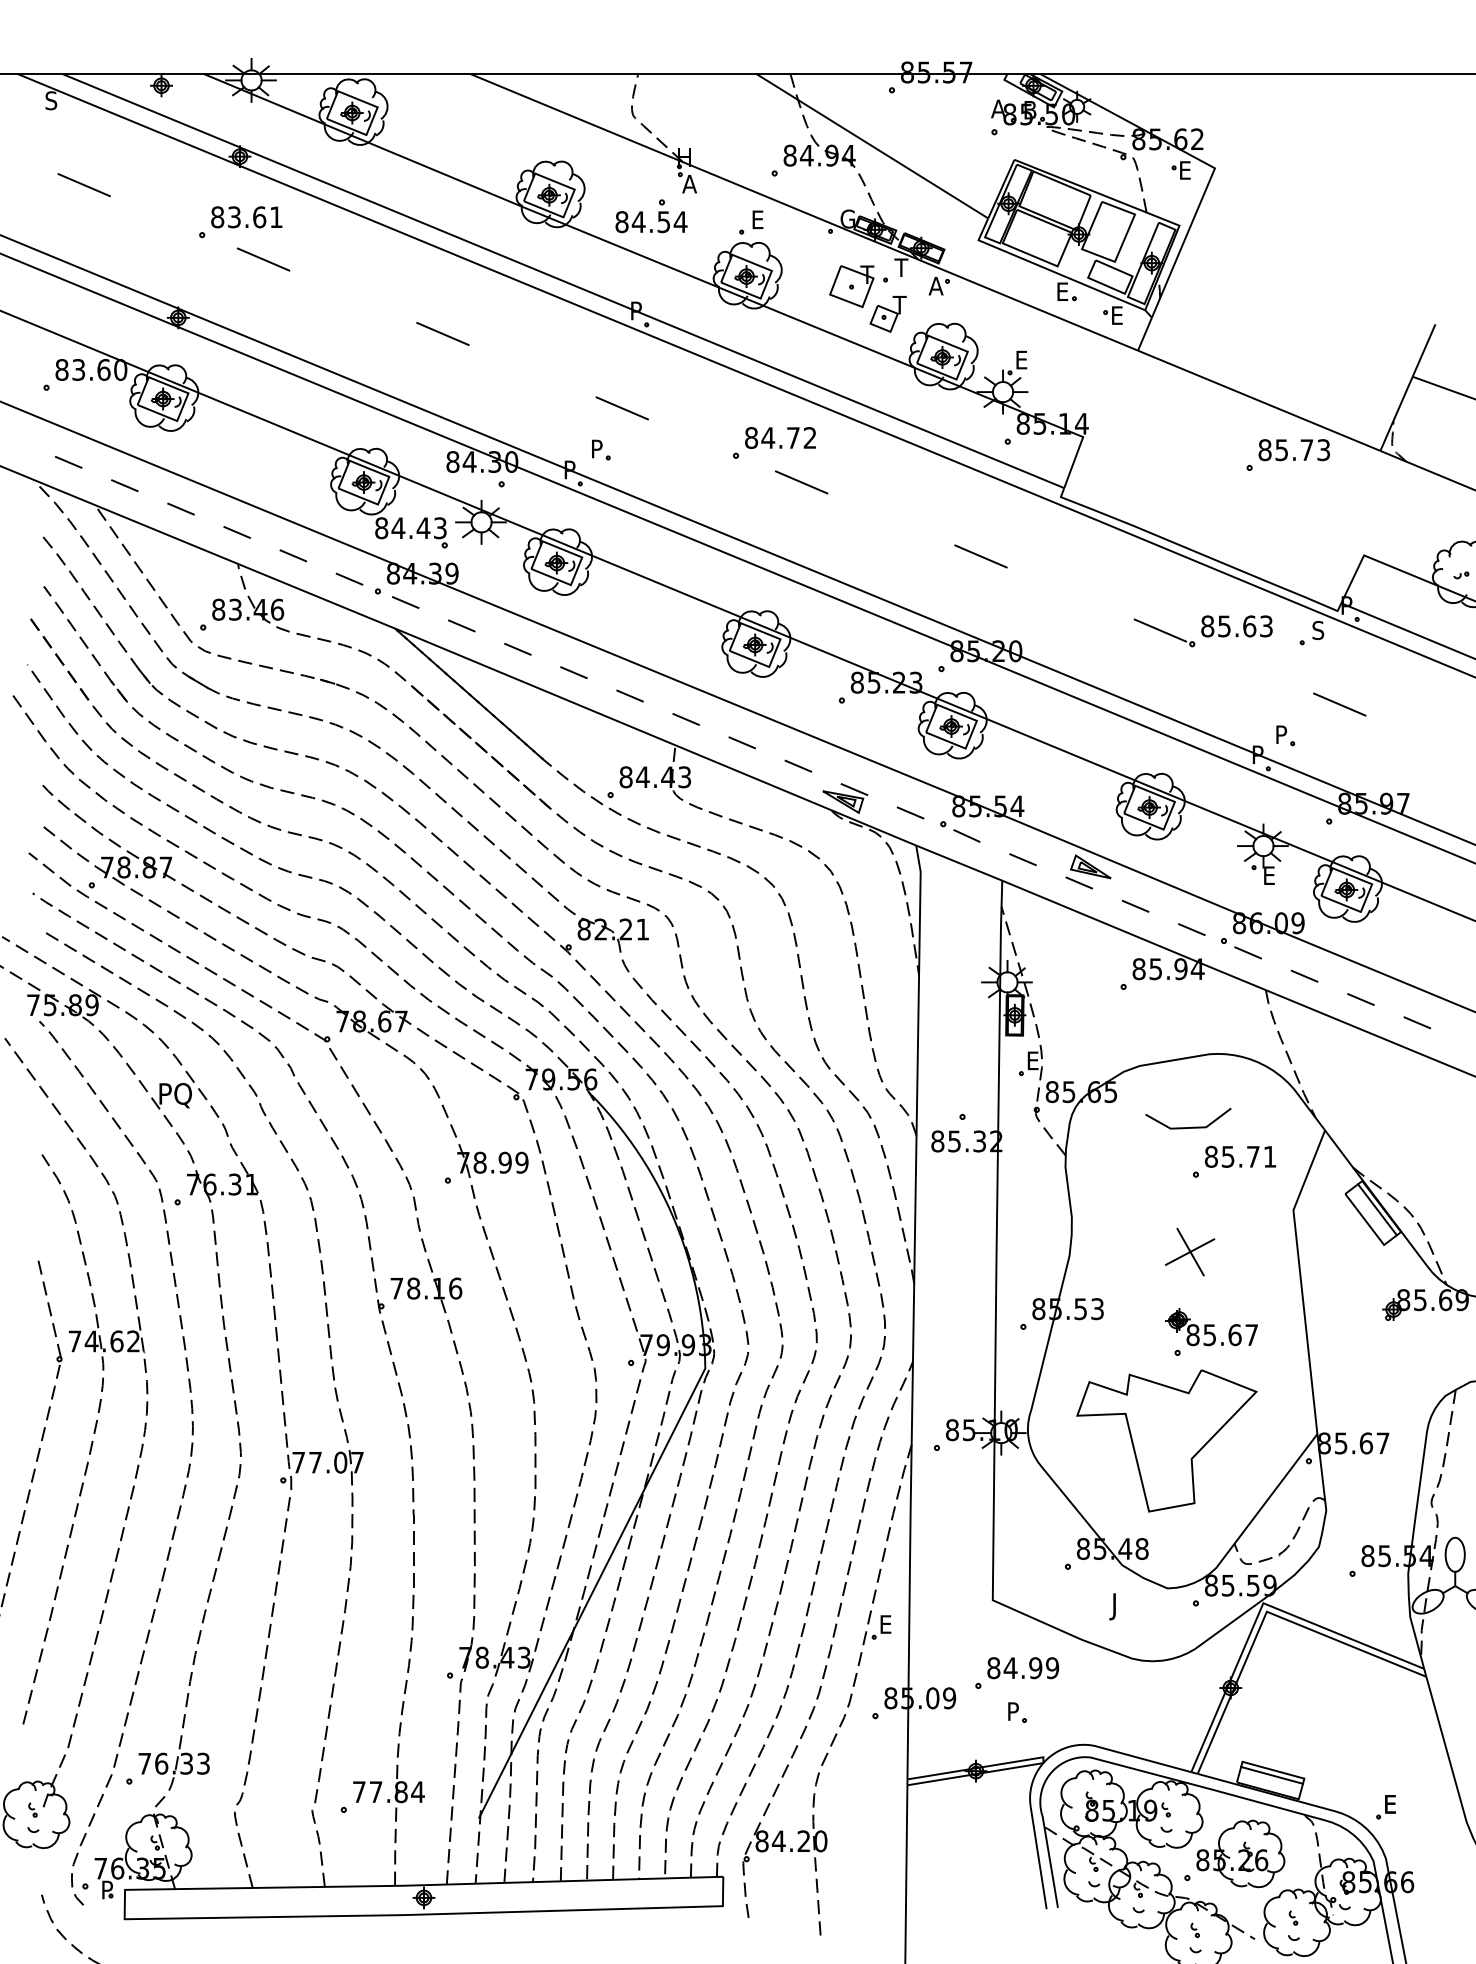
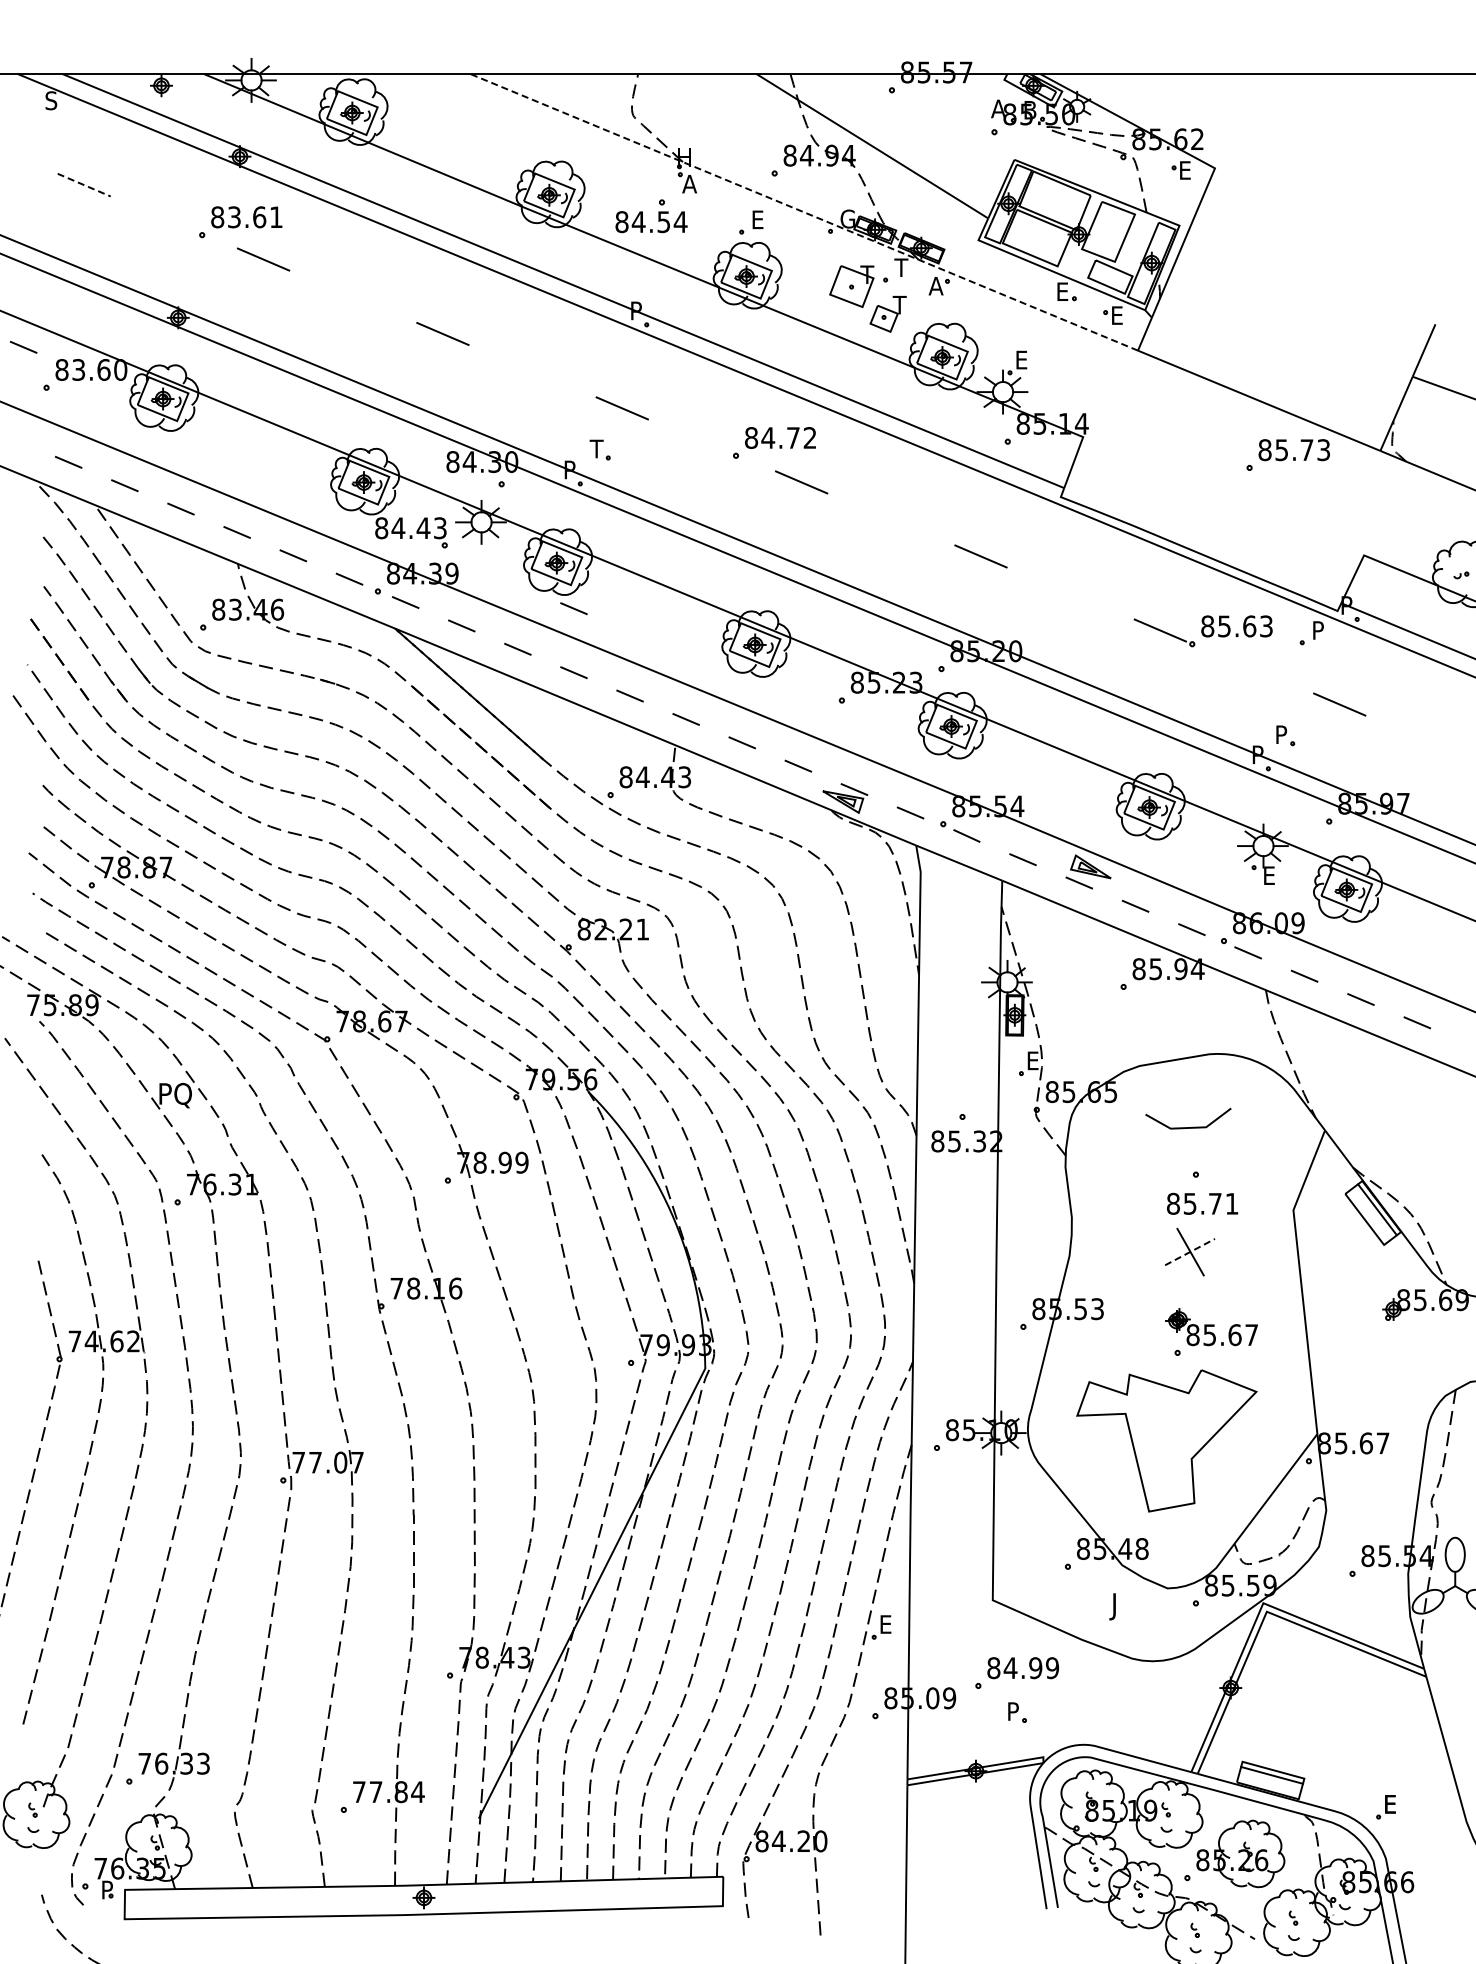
line: solid -> dashed (84, 185)
line: solid -> dashed (803, 212)
line: none -> present (23, 347)
text: P -> T (596, 448)
line: none -> present (573, 608)
text: S -> P (1318, 630)
text position: (1240, 1156) -> (1202, 1203) (1202, 1203)
line: solid -> dashed (1190, 1251)
